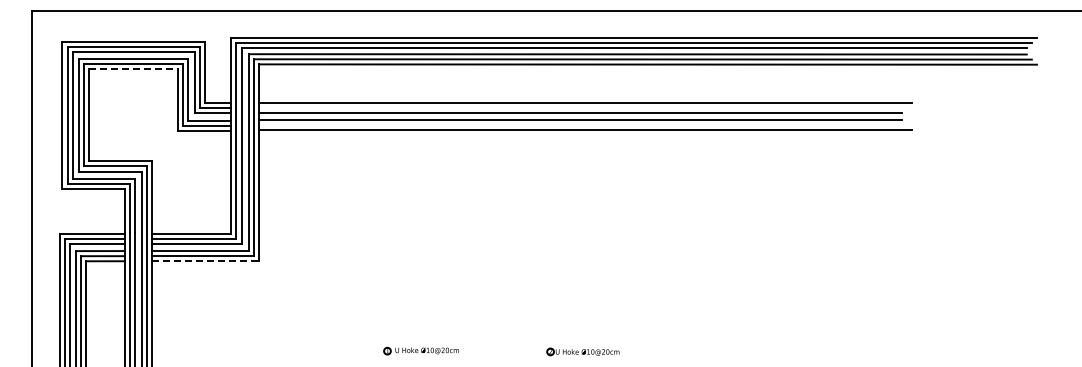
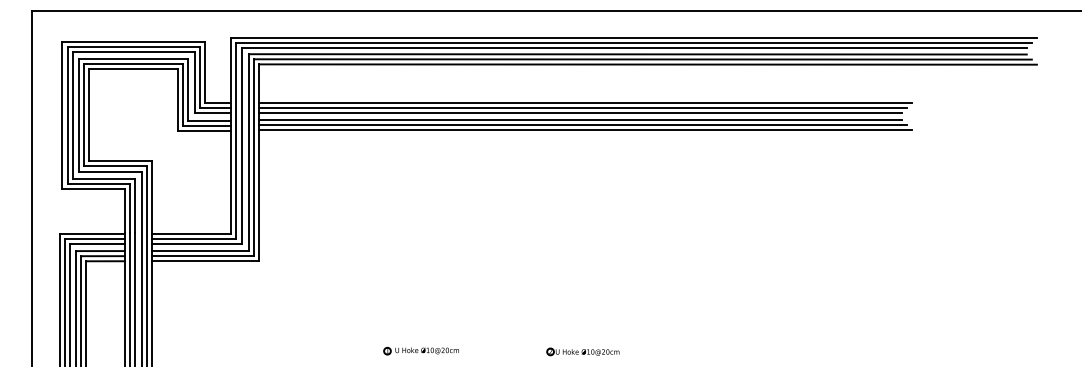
line: dashed -> solid (134, 68)
line: none -> present (582, 108)
line: none -> present (582, 125)
line: dashed -> solid (205, 260)
